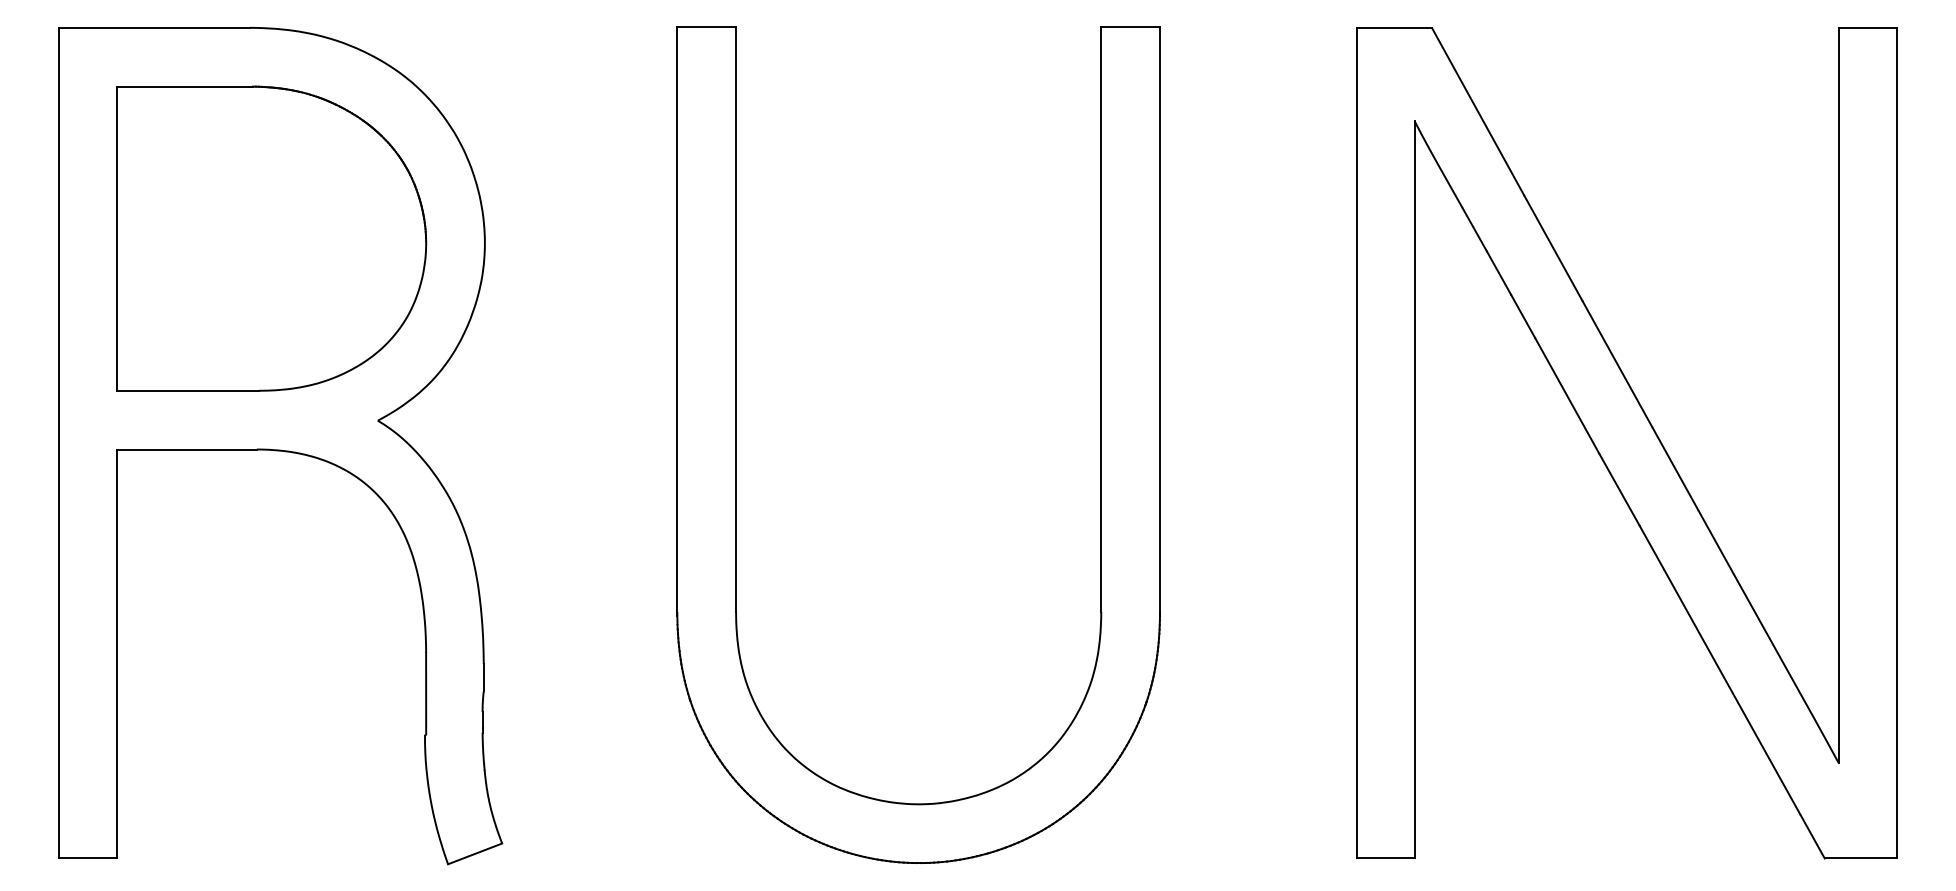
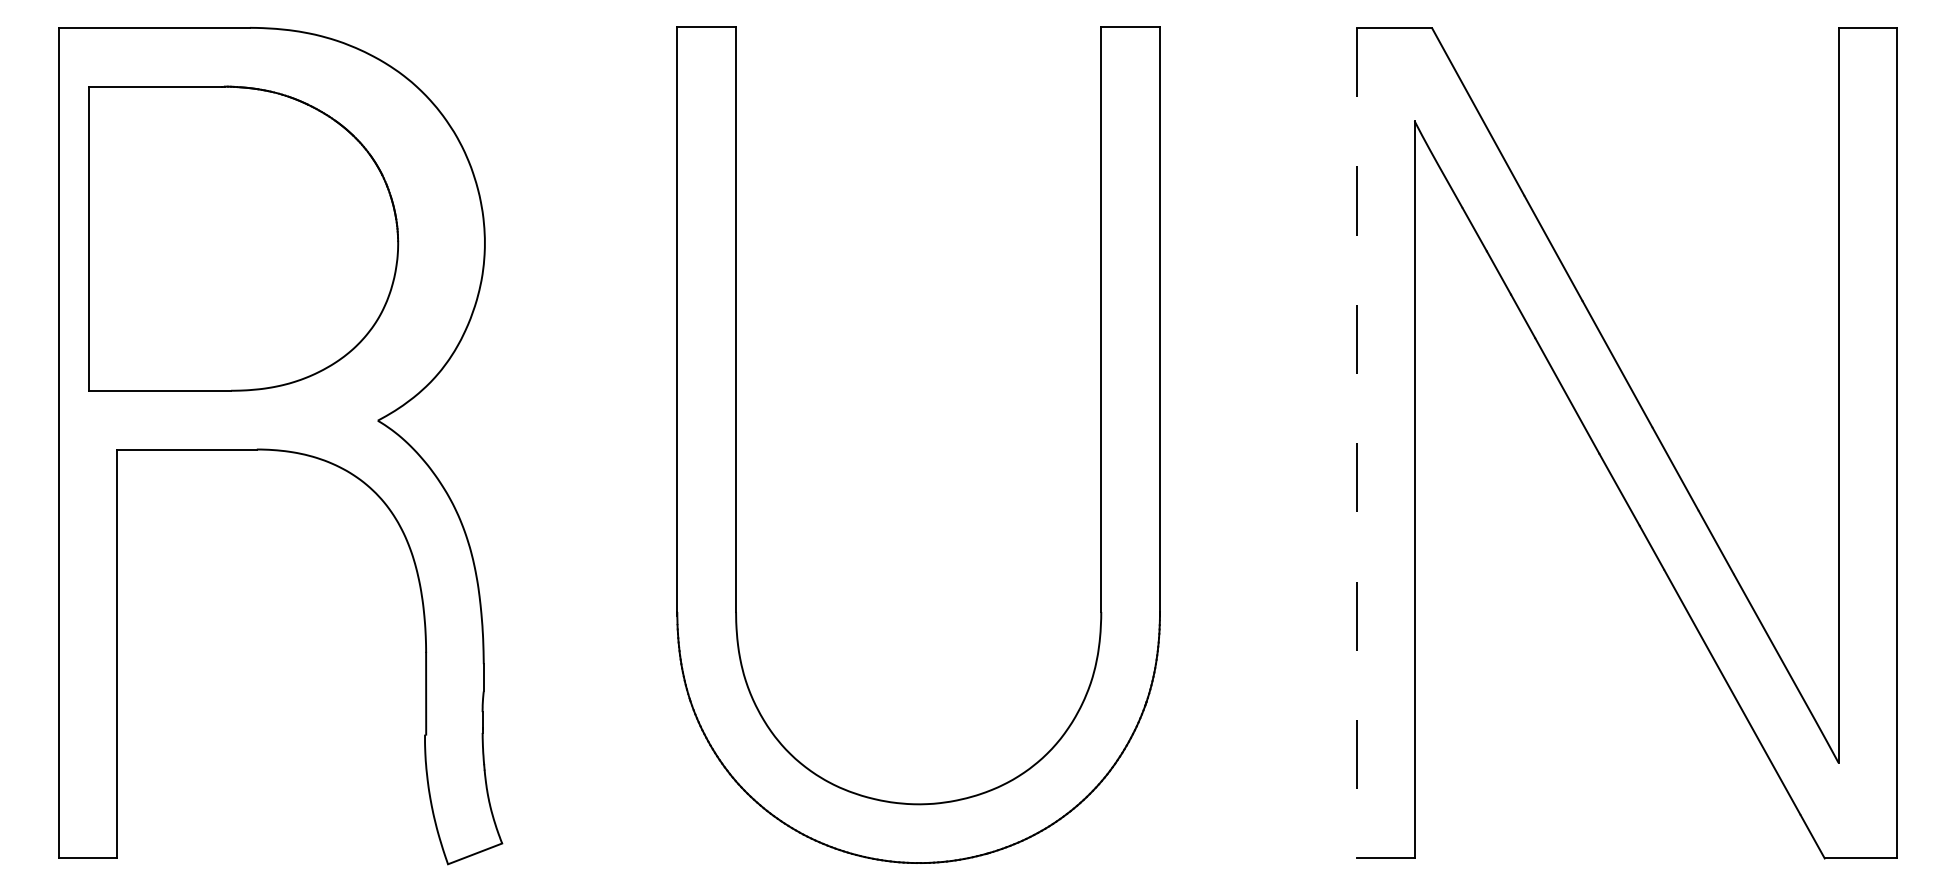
part position: (271, 238) -> (243, 238) (243, 238)
line: solid -> dashed (1357, 443)
